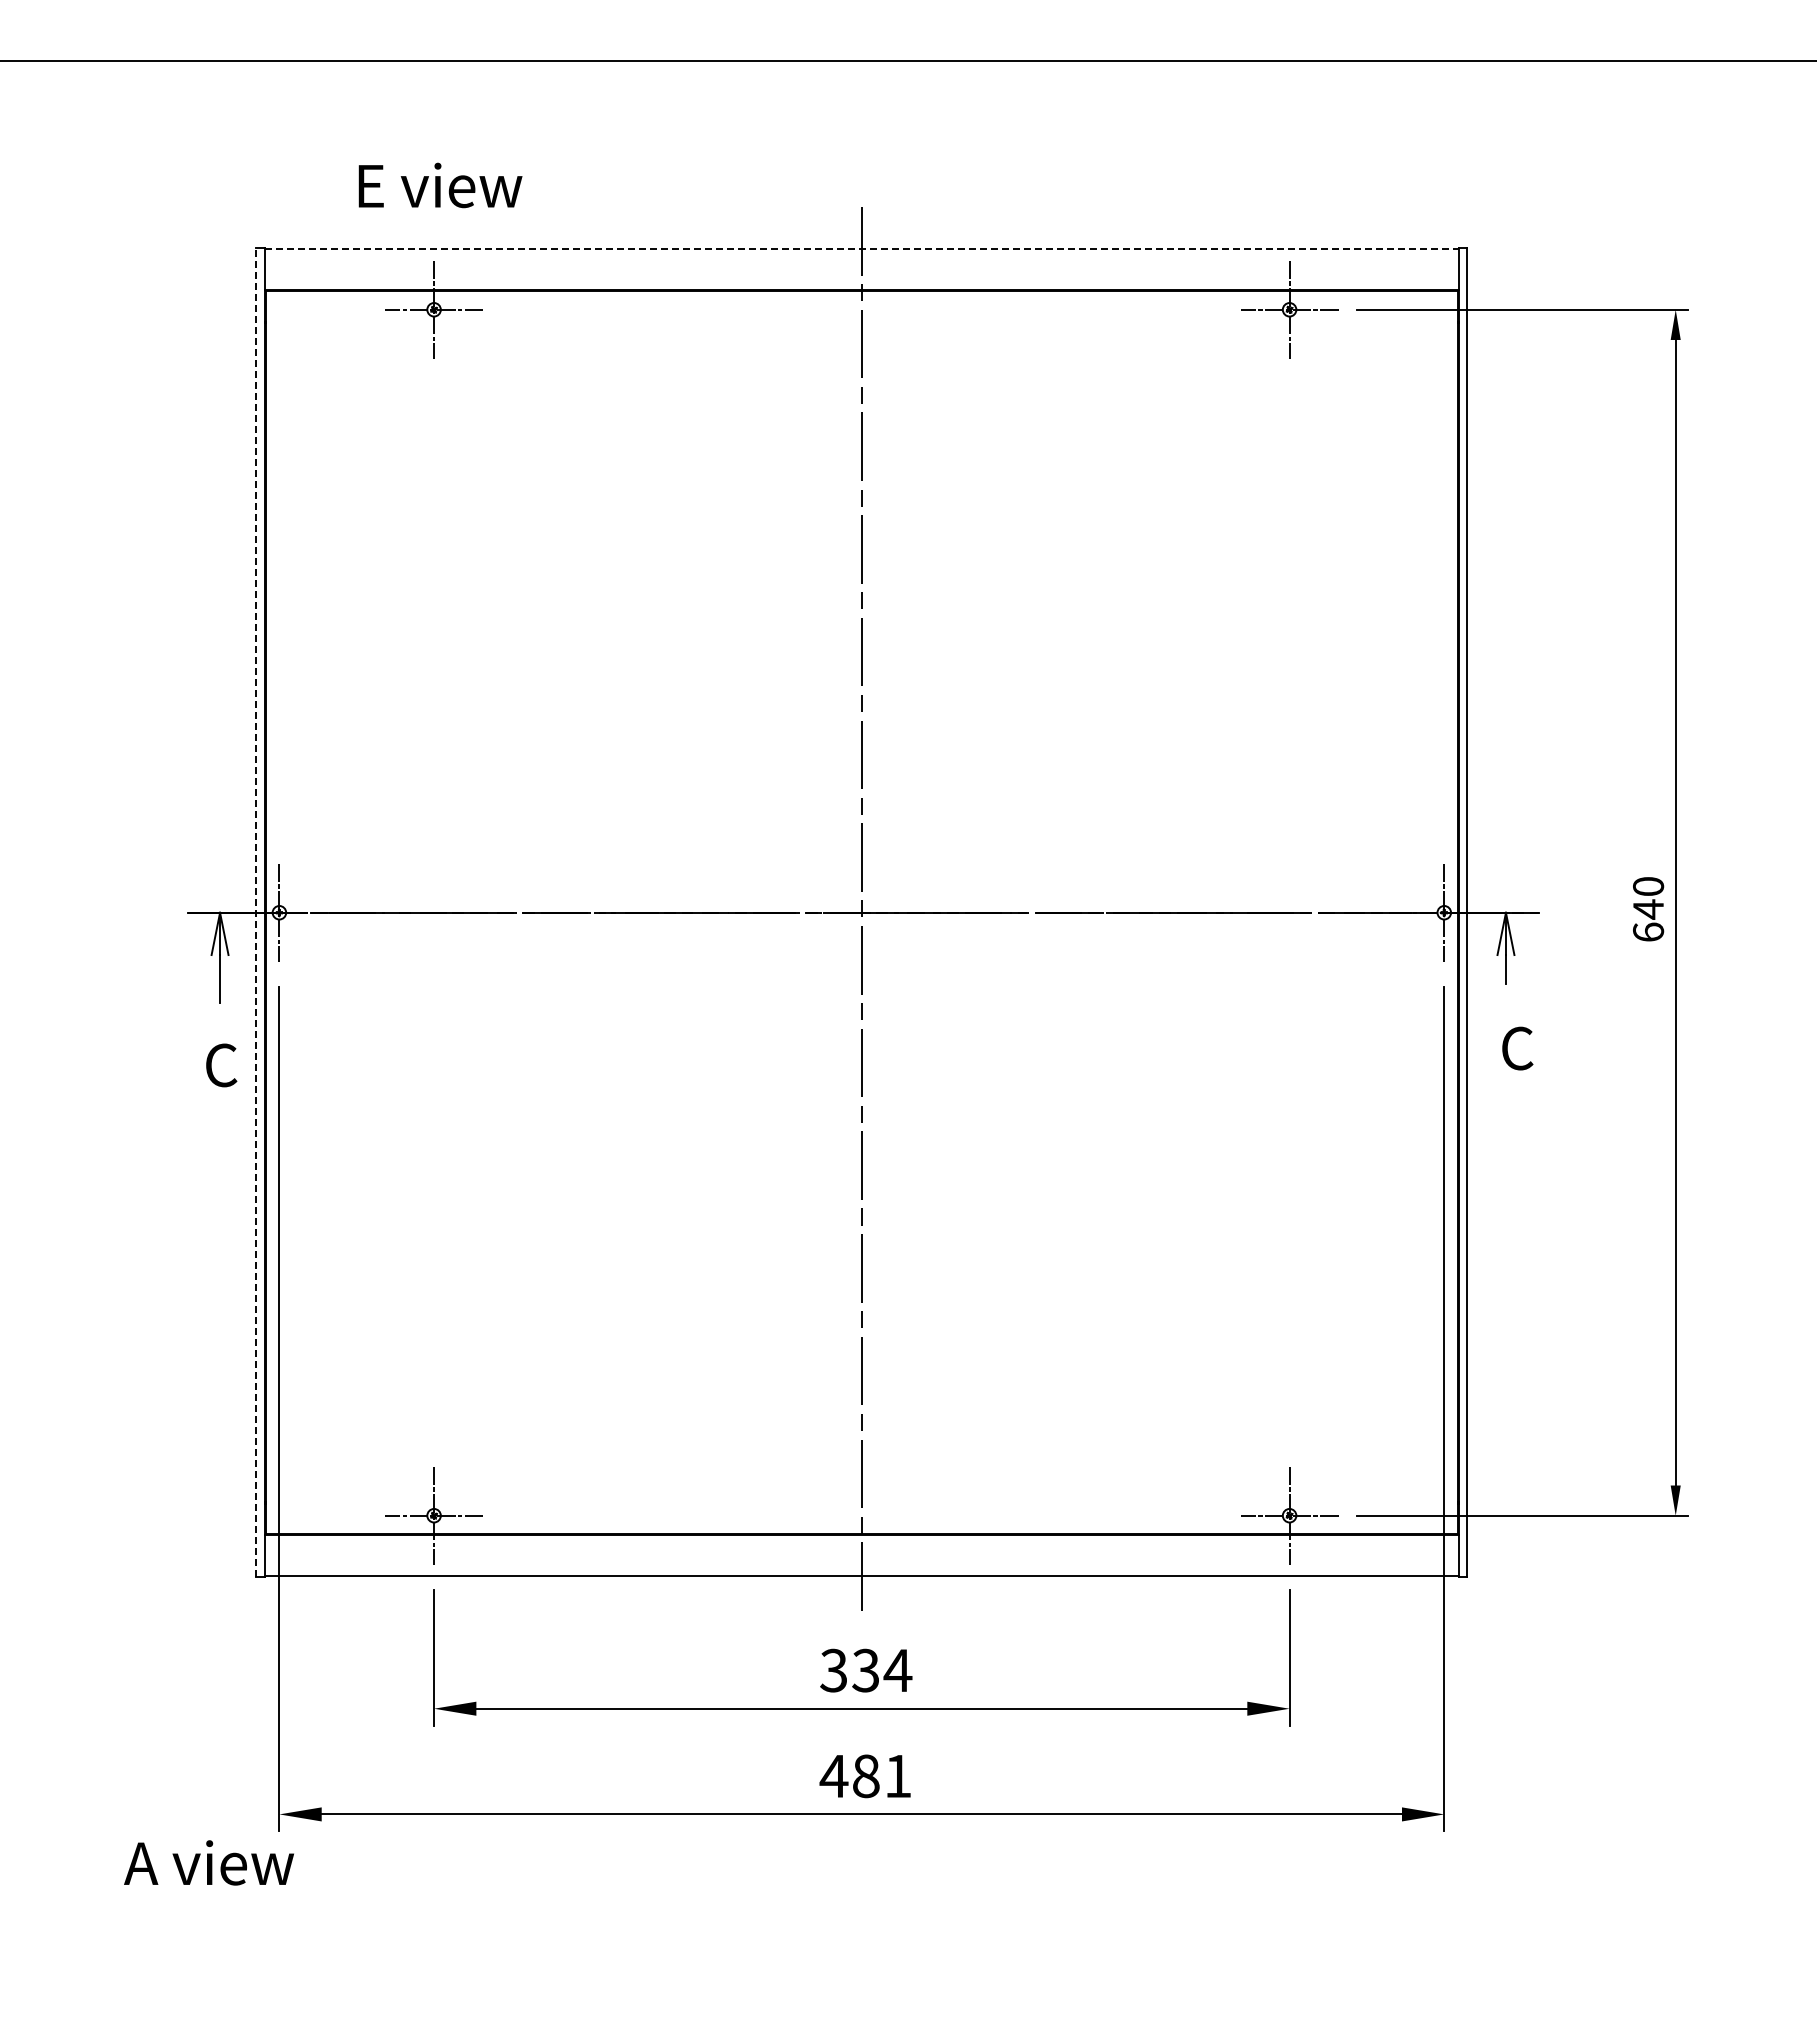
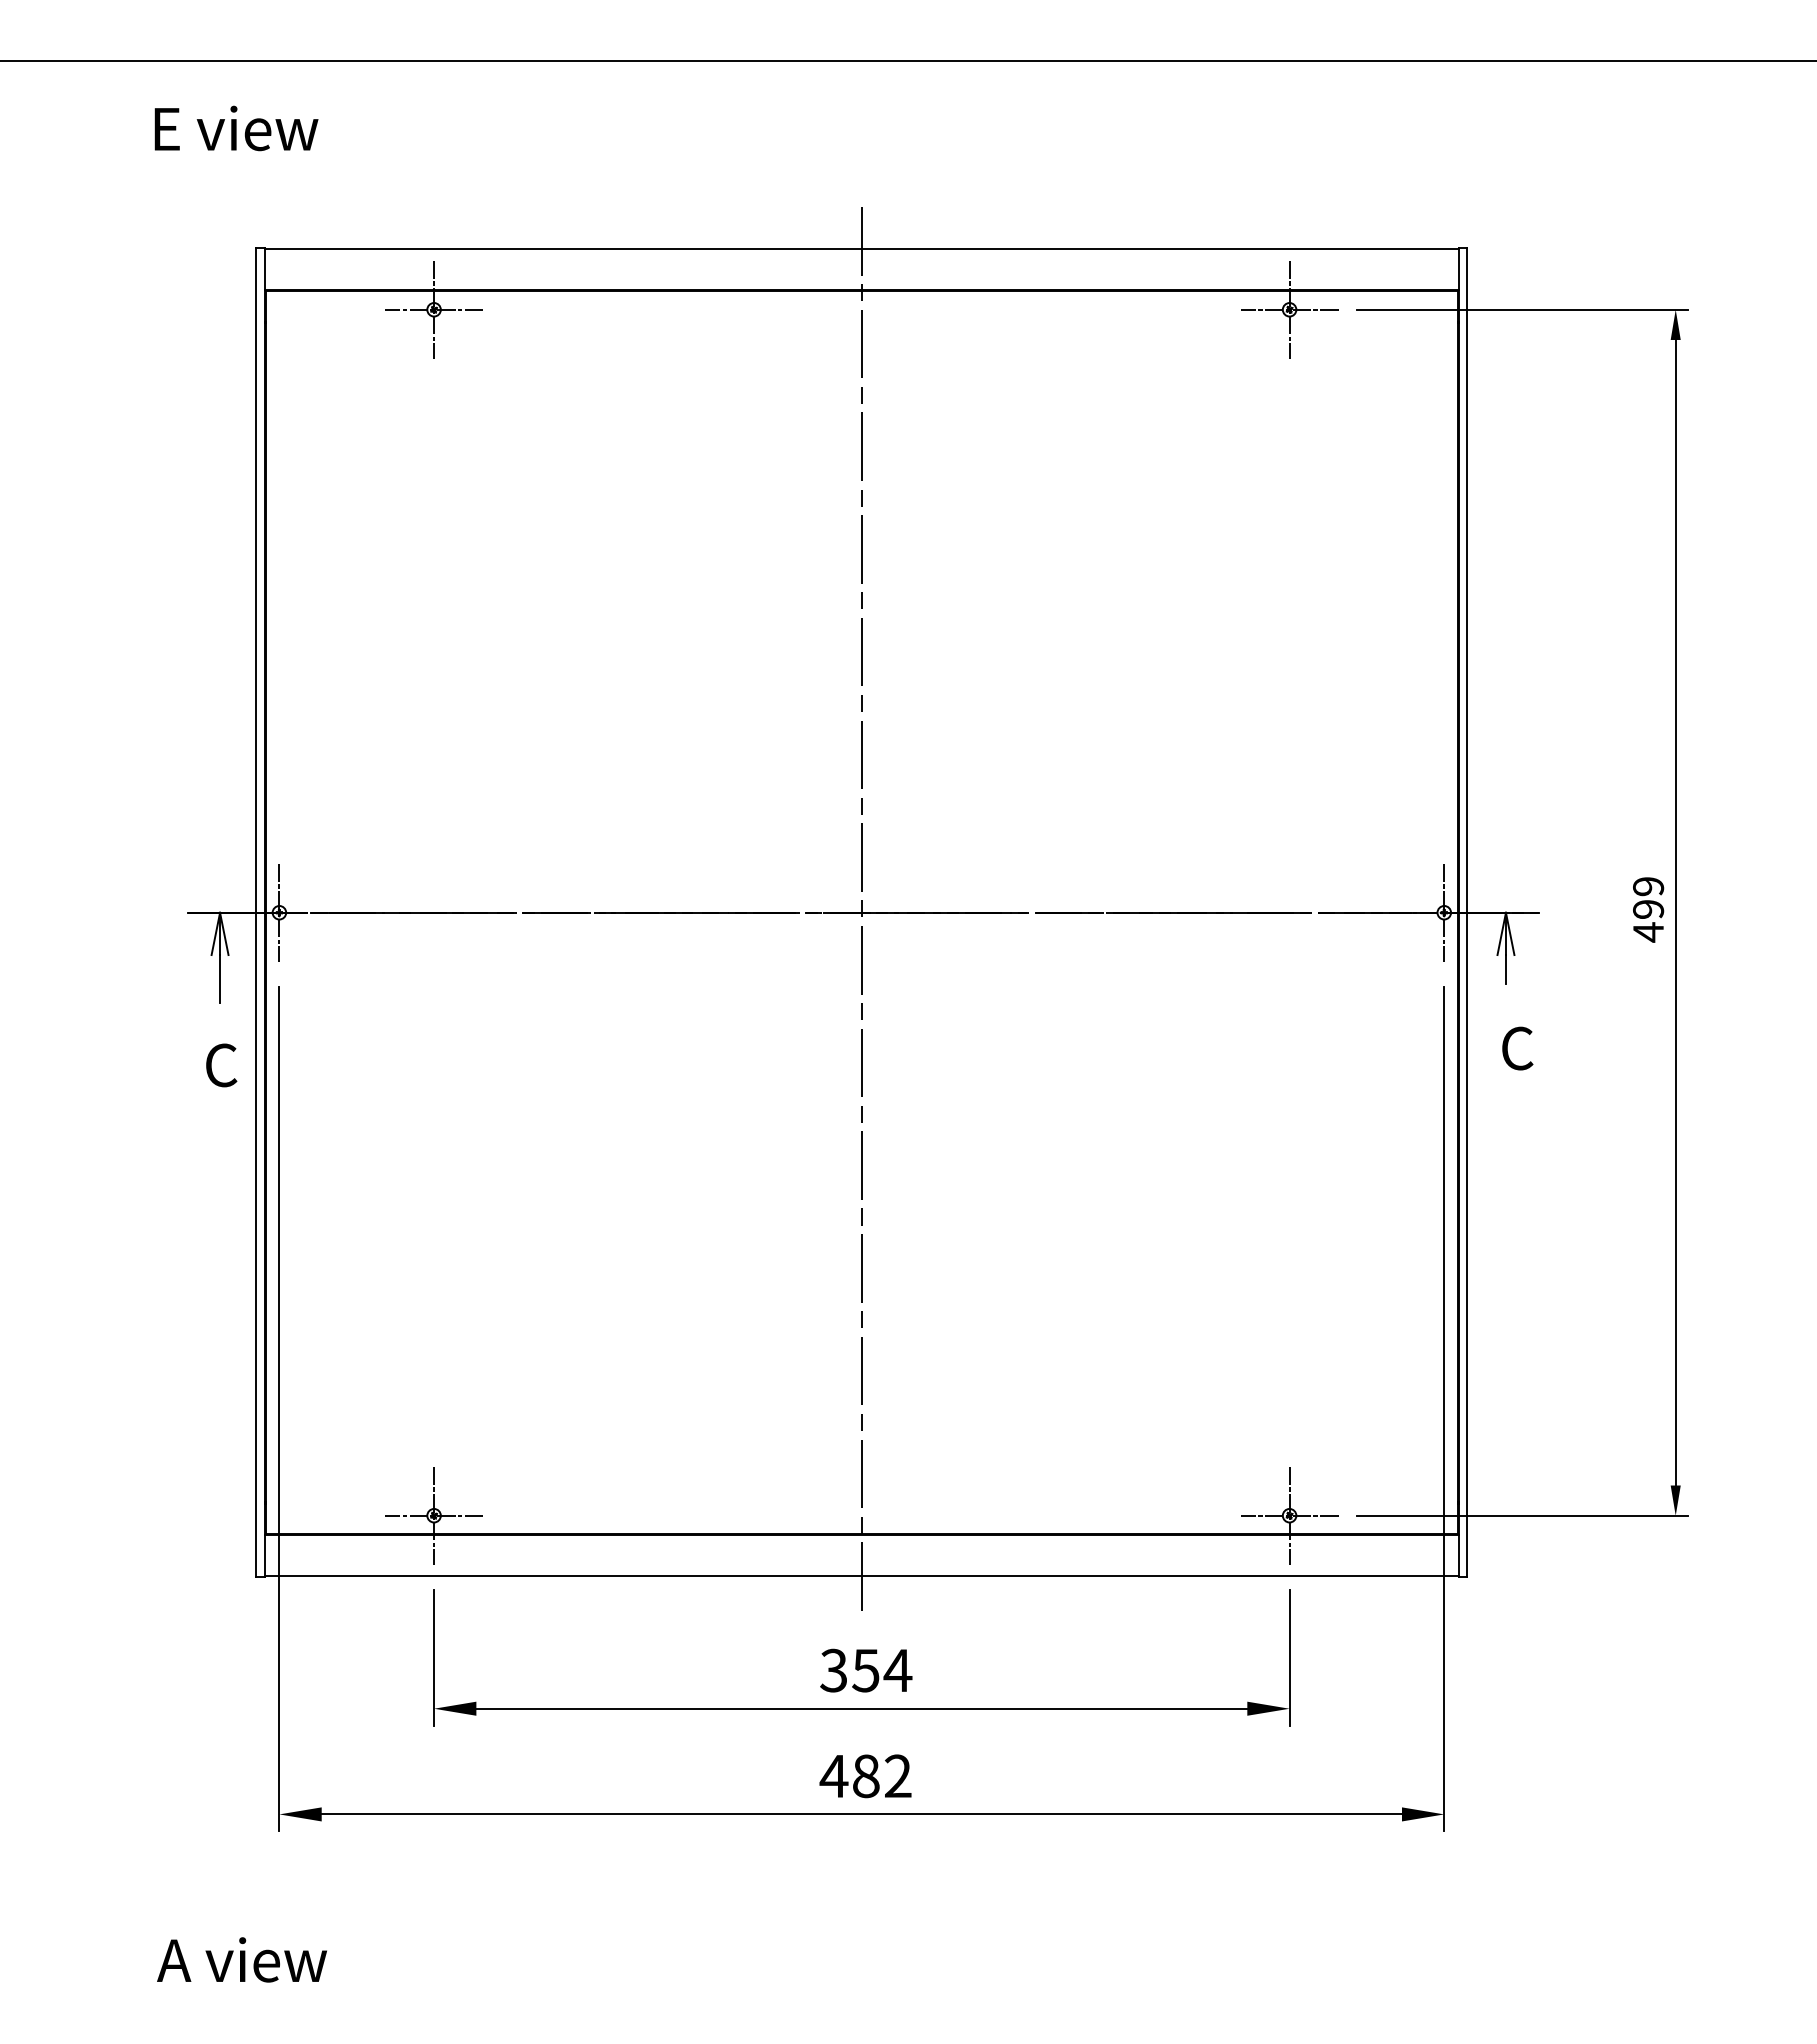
text position: (440, 185) -> (236, 128) (236, 128)
line: dashed -> solid (861, 249)
text: 640 -> 499 (1648, 909)
line: dashed -> solid (256, 912)
text: 334 -> 354 (865, 1669)
text: 481 -> 482 (898, 1775)
text position: (208, 1862) -> (241, 1959) (241, 1959)
